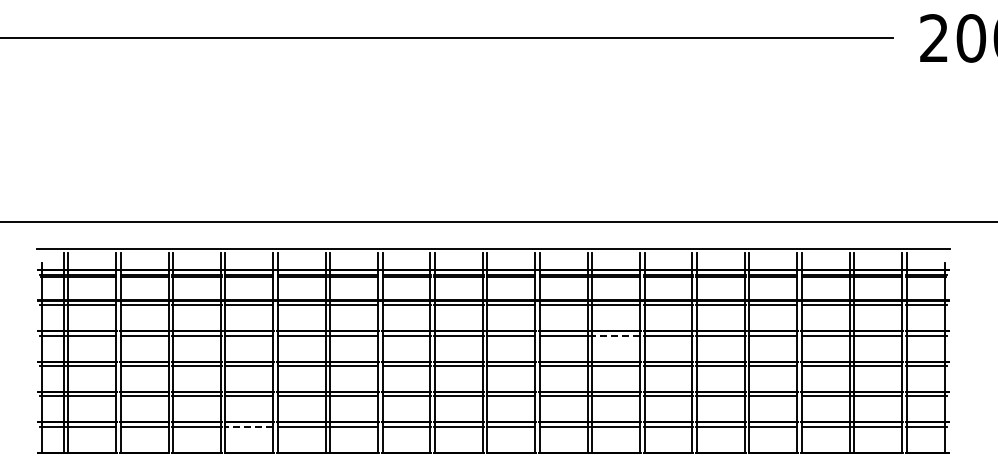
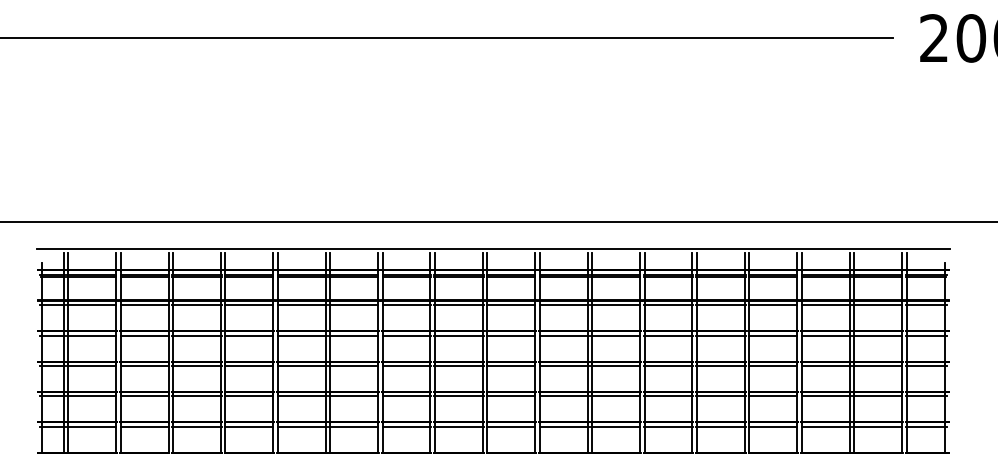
line: dashed -> solid (616, 335)
line: dashed -> solid (249, 426)
